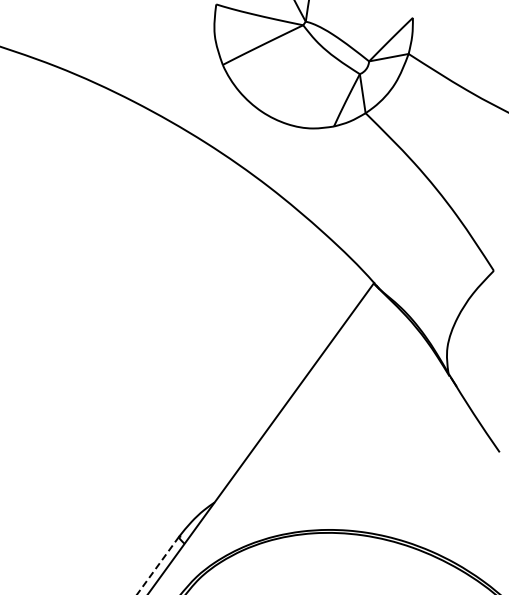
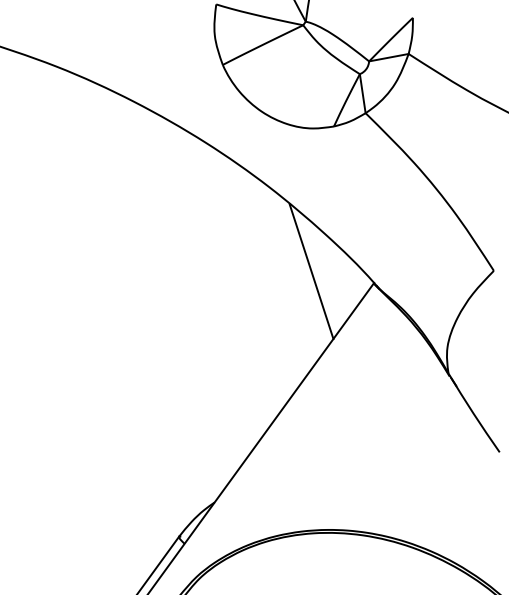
line: none -> present (311, 271)
line: dashed -> solid (158, 565)
